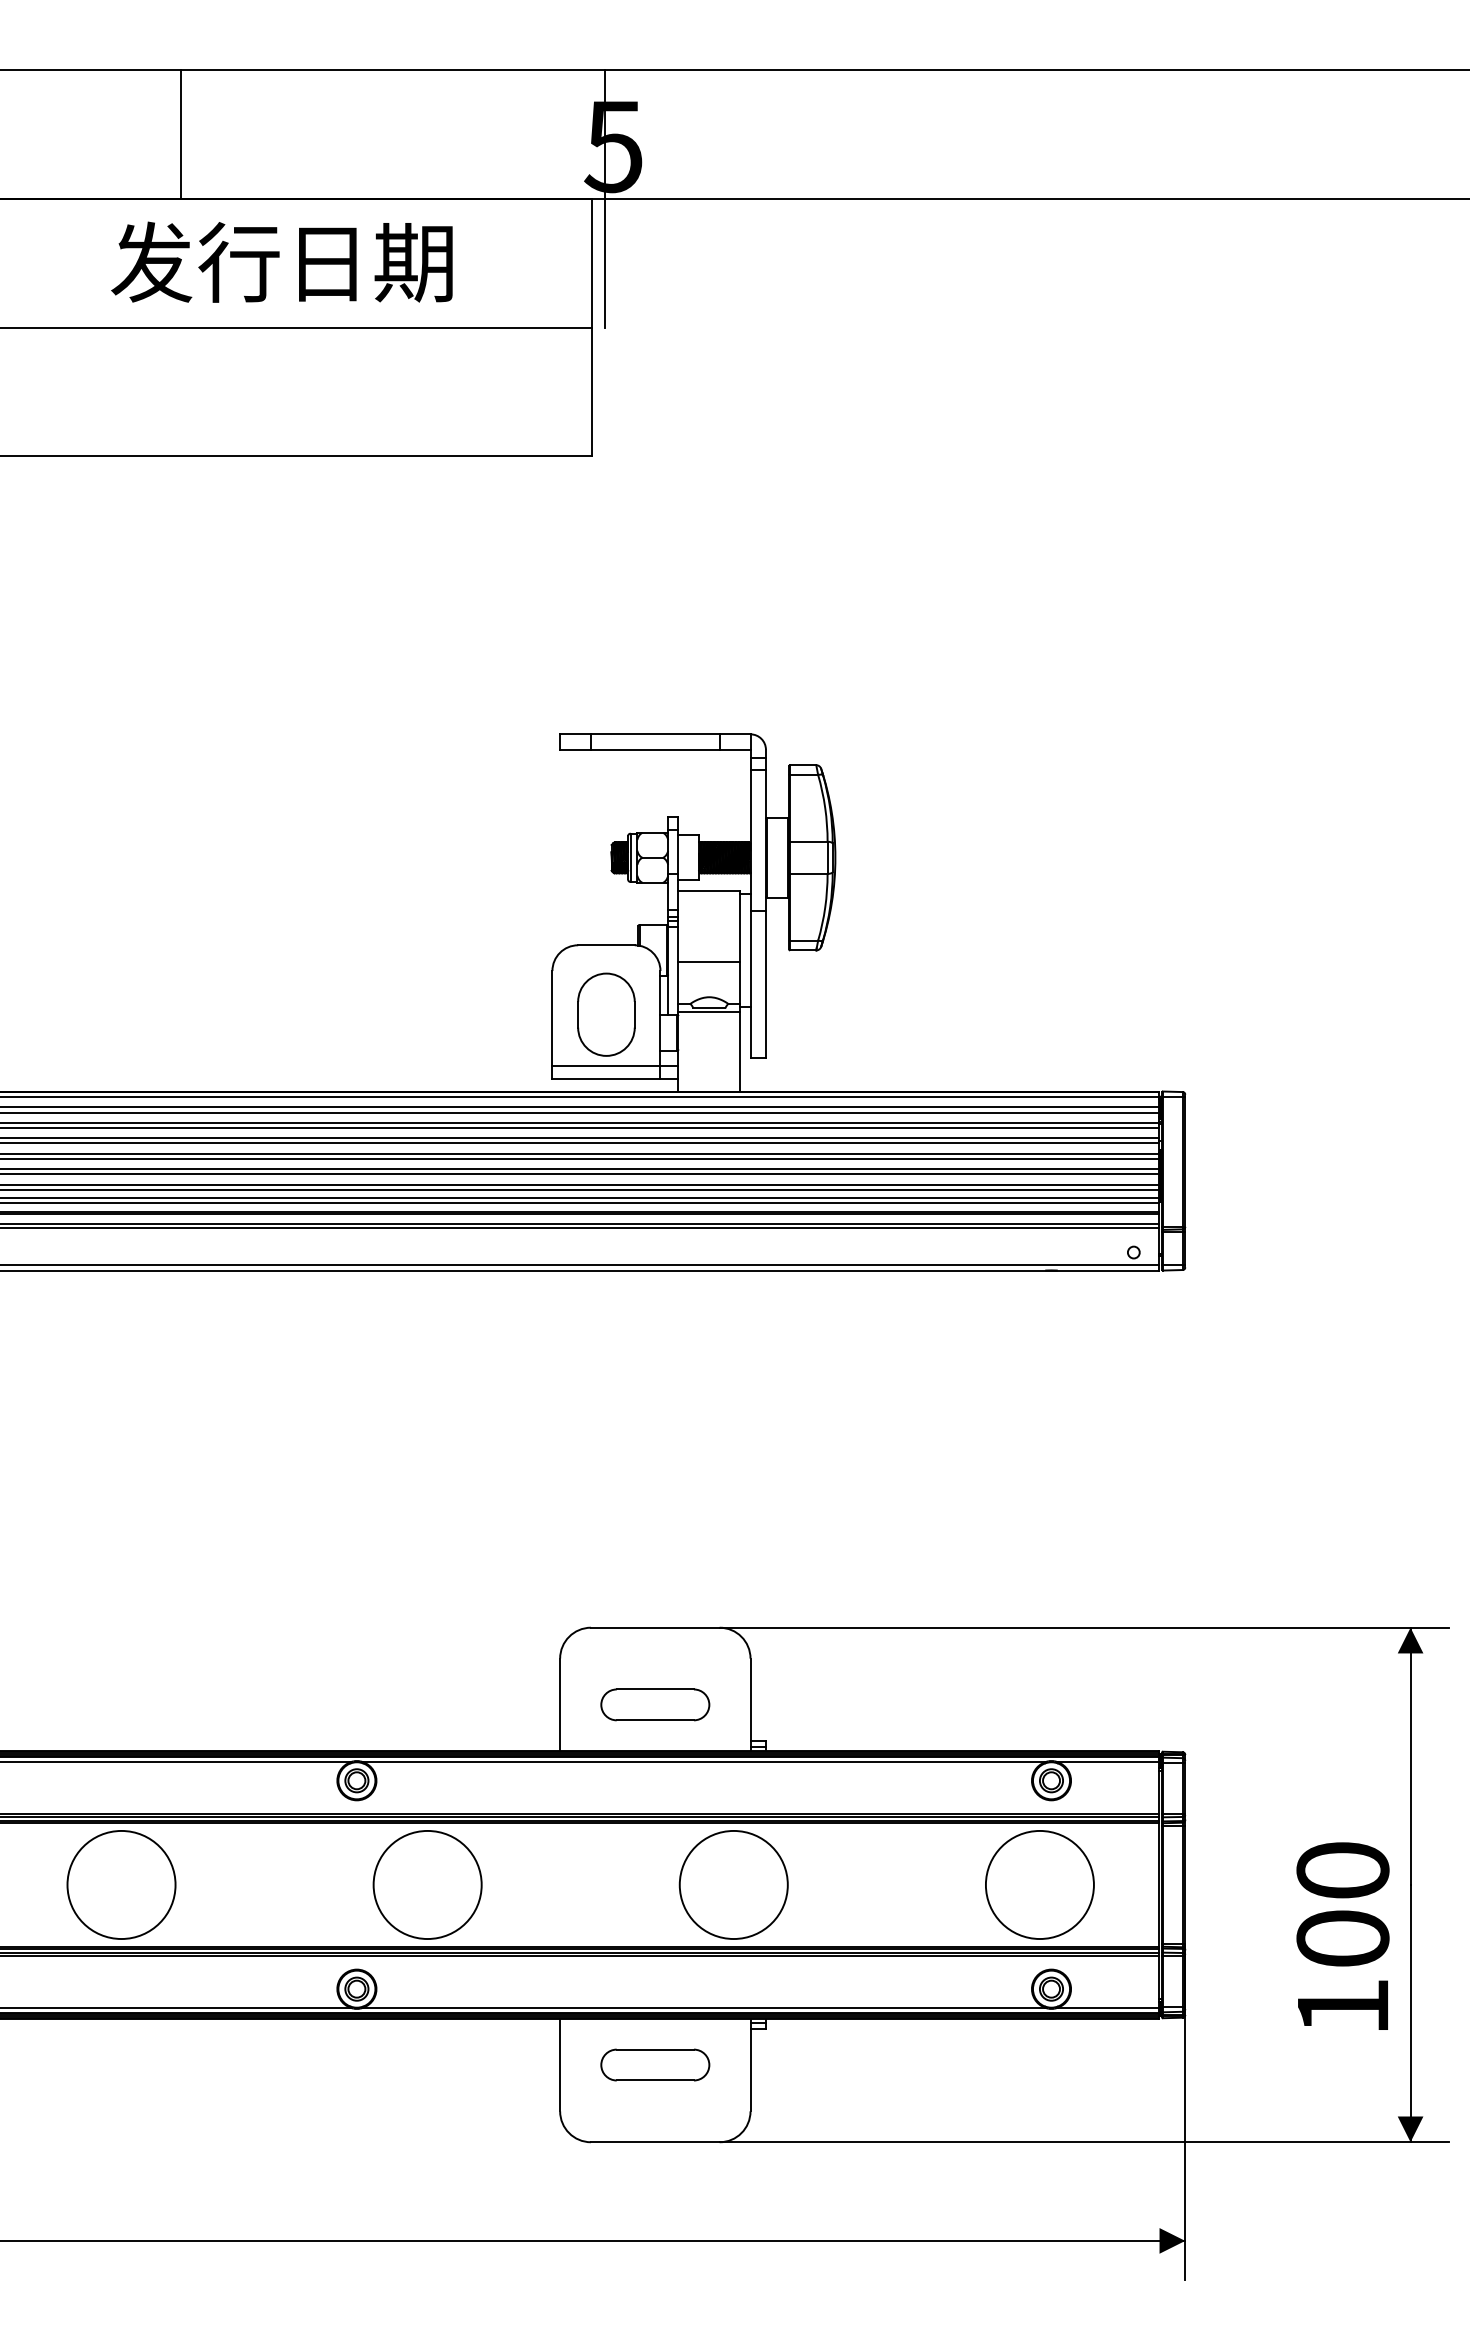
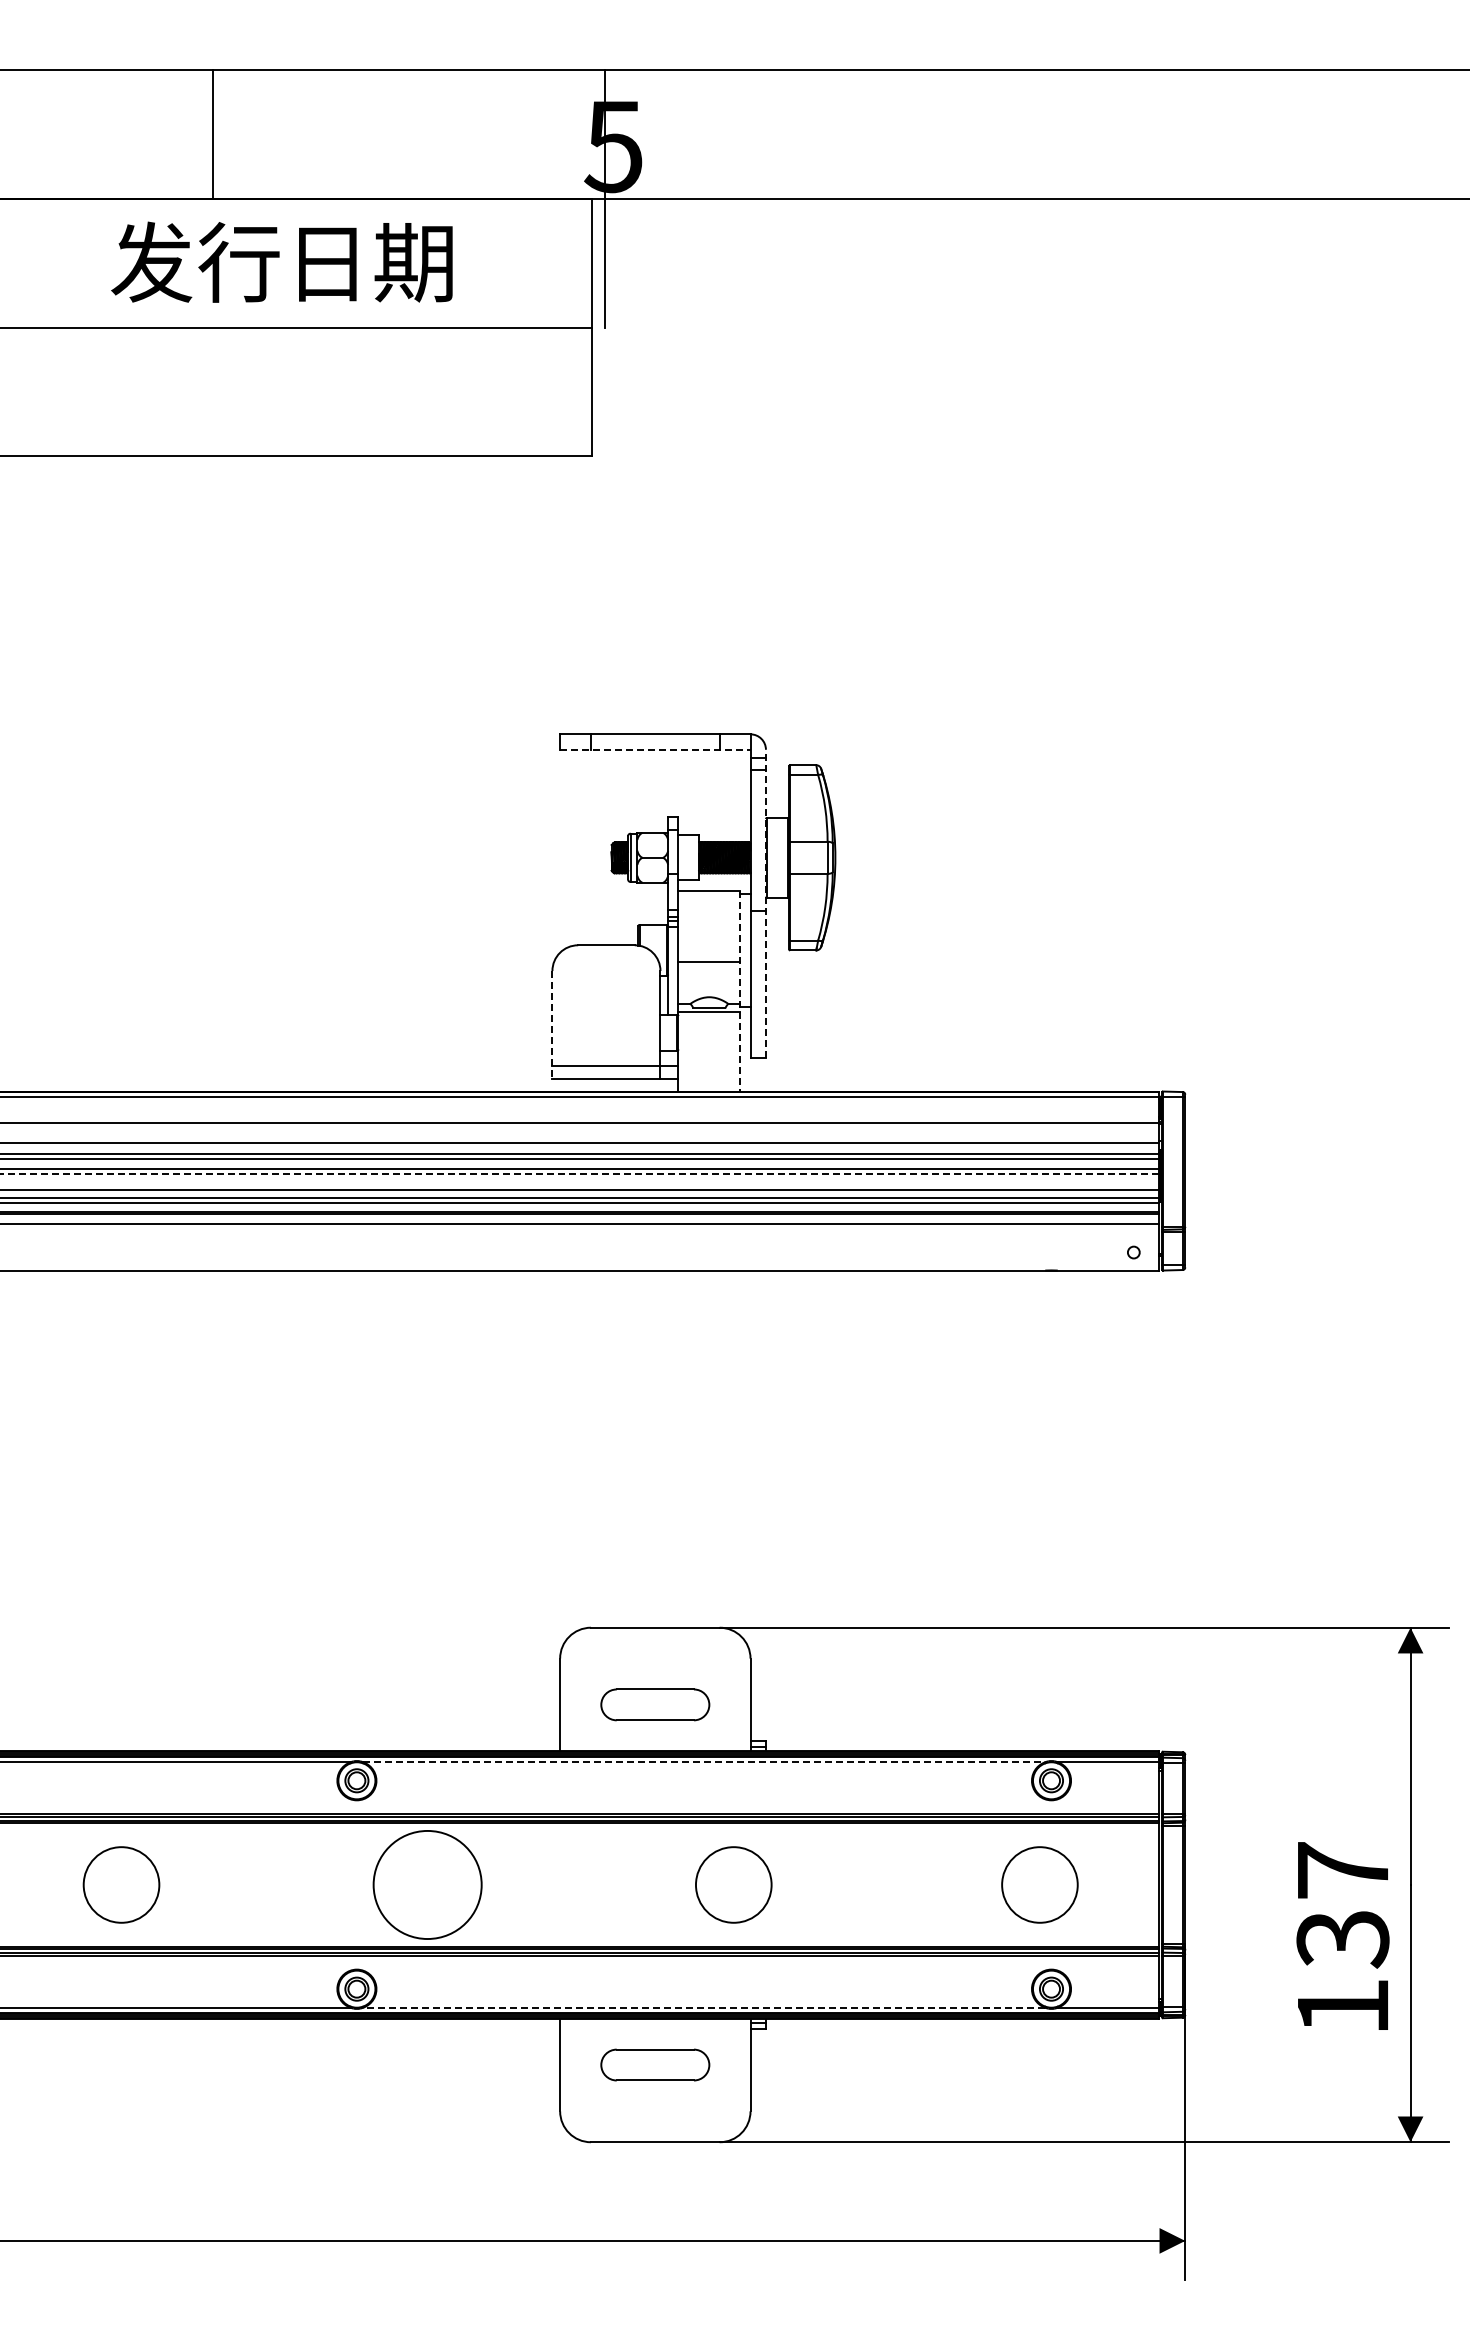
line position: (180, 134) -> (212, 134) (212, 134)
line: solid -> dashed (655, 749)
line: solid -> dashed (765, 903)
line: solid -> dashed (740, 991)
part: present -> none (606, 1014)
line: solid -> dashed (552, 1025)
line: present -> none (580, 1107)
line: present -> none (580, 1112)
line: present -> none (580, 1128)
line: present -> none (580, 1138)
line: solid -> dashed (579, 1174)
line: present -> none (580, 1184)
line: present -> none (580, 1228)
line: present -> none (580, 1265)
line: solid -> dashed (704, 1762)
circle diameter: 108 px -> 76 px (121, 1884)
circle diameter: 108 px -> 76 px (733, 1884)
circle diameter: 108 px -> 76 px (1039, 1884)
text: 100 -> 137 (1342, 1905)
line: solid -> dashed (703, 2007)
